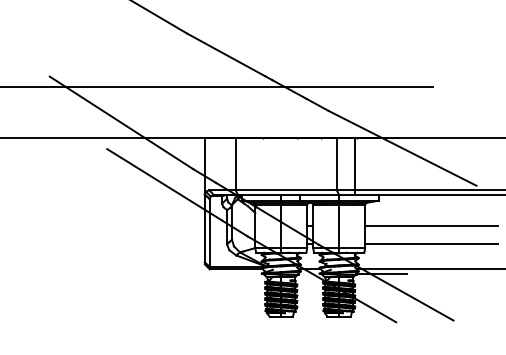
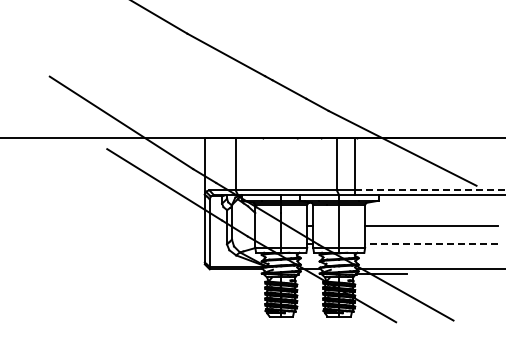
line: present -> none (217, 87)
line: solid -> dashed (431, 190)
line: solid -> dashed (431, 244)
